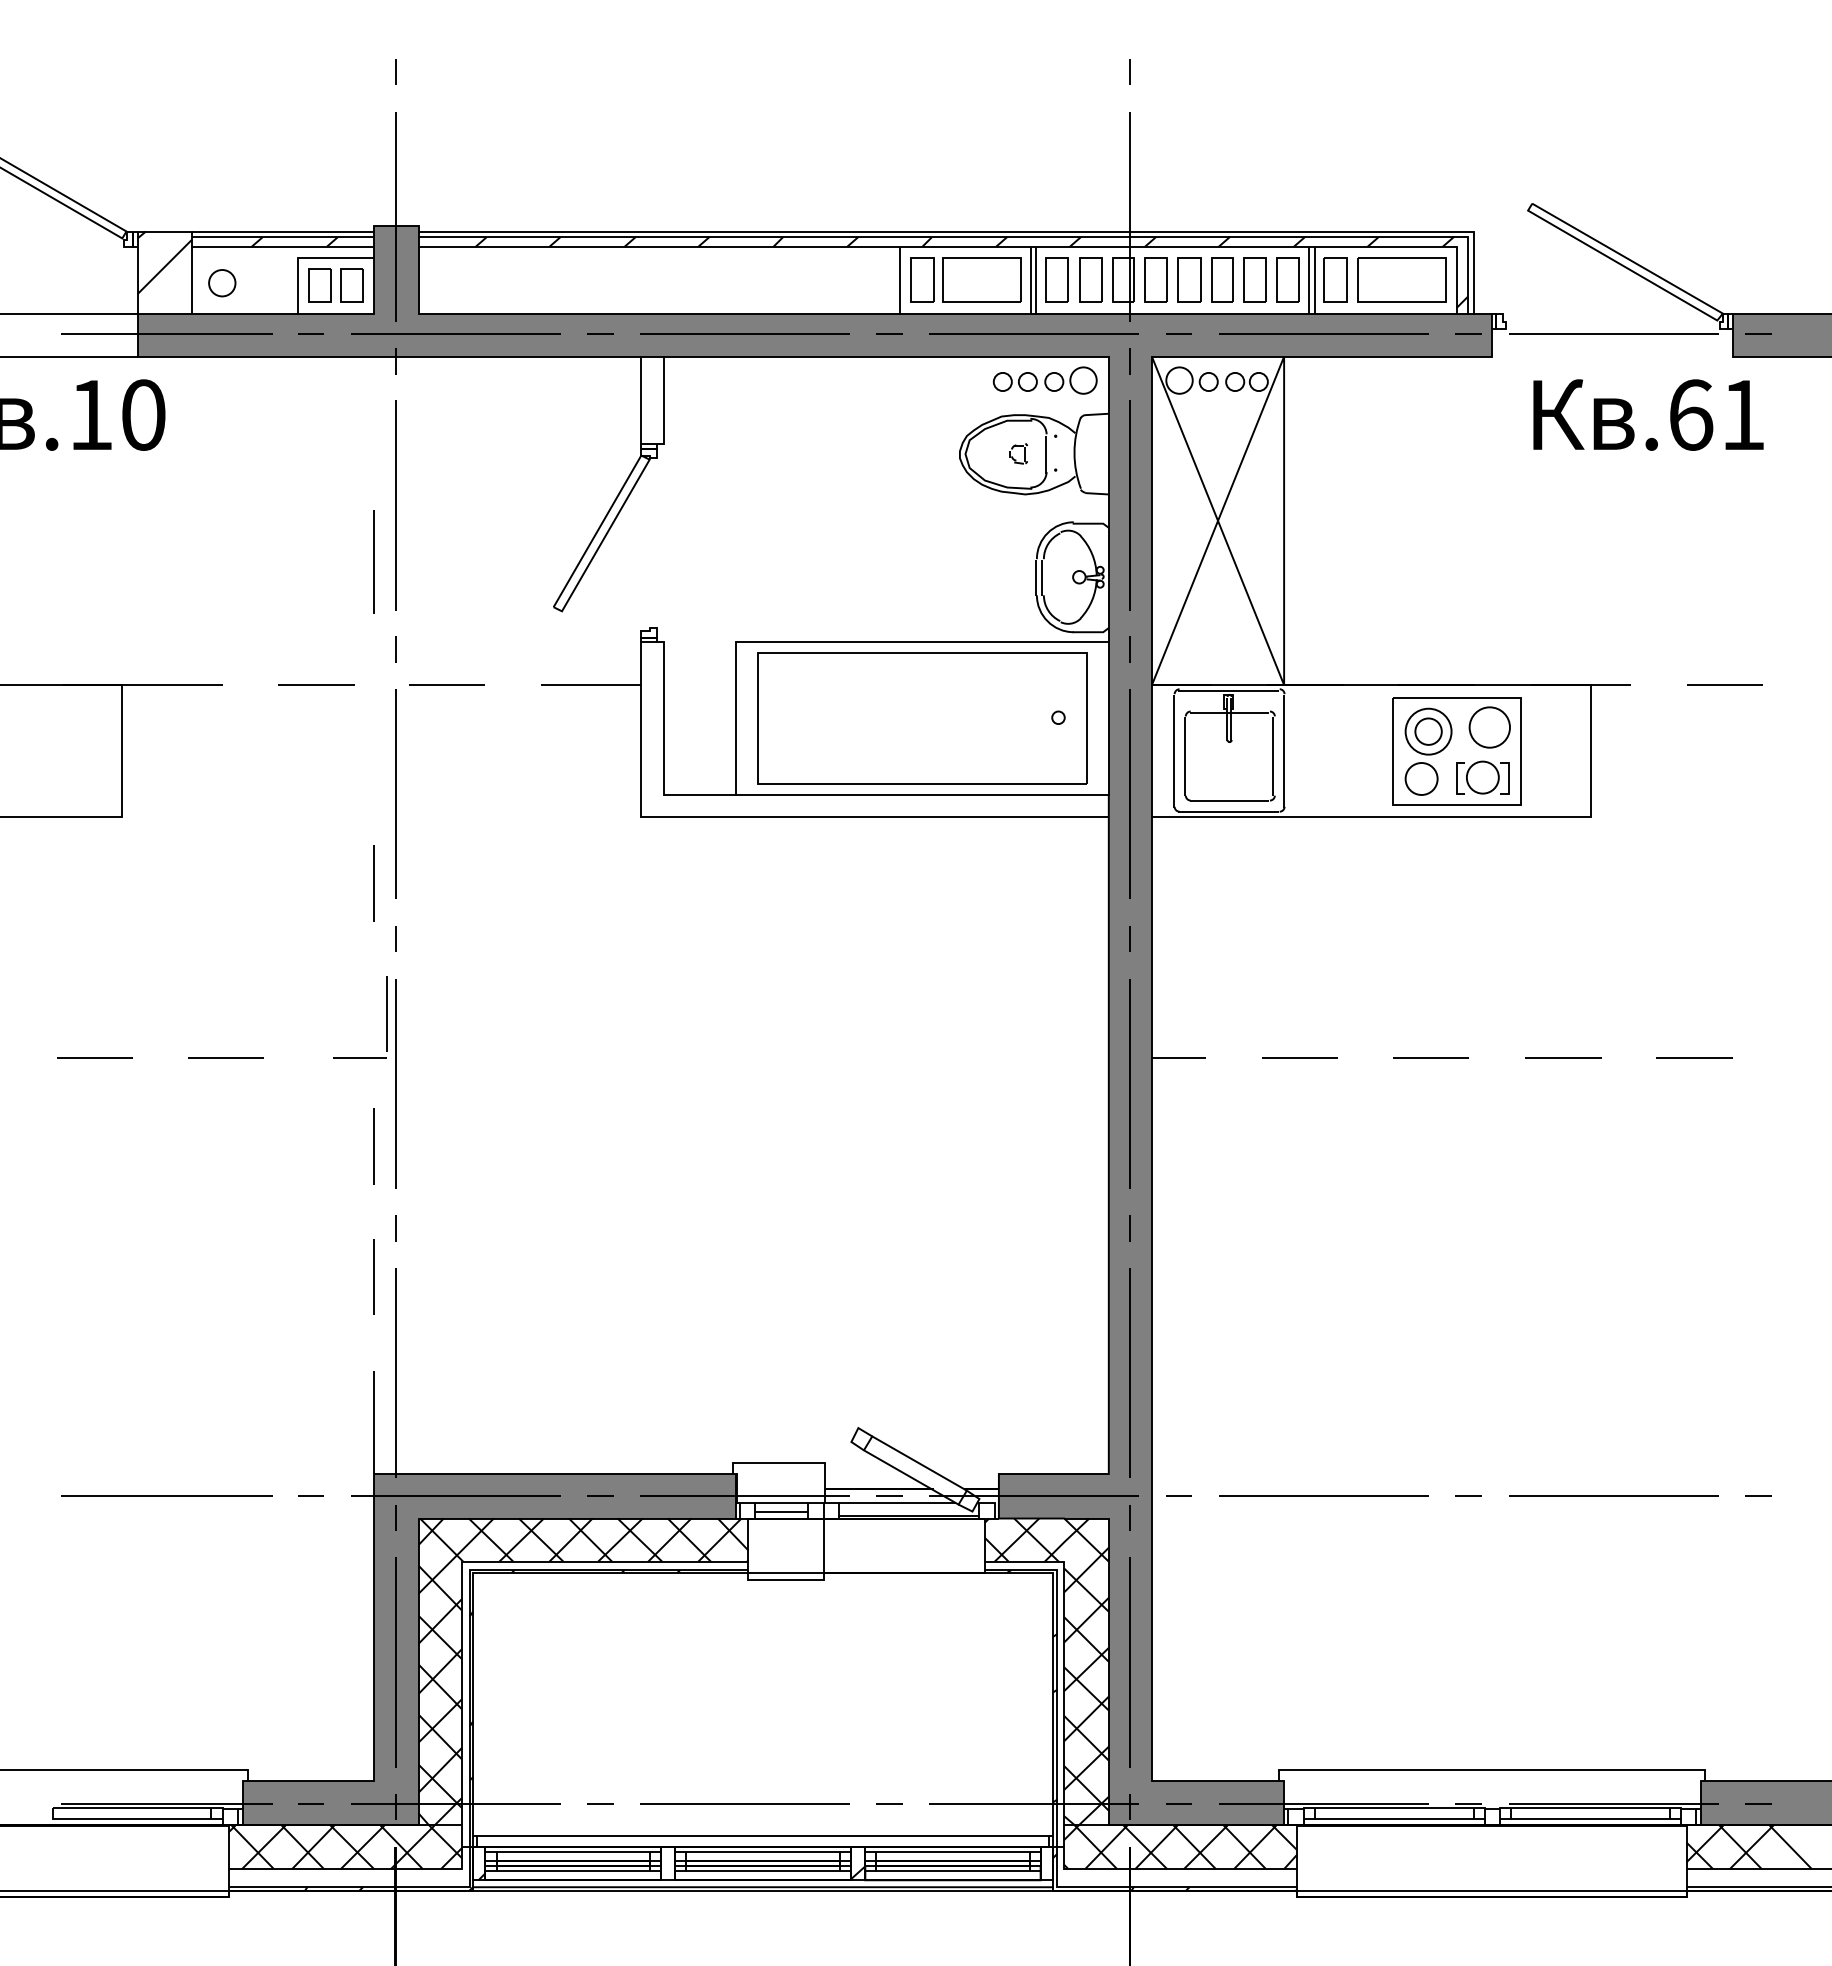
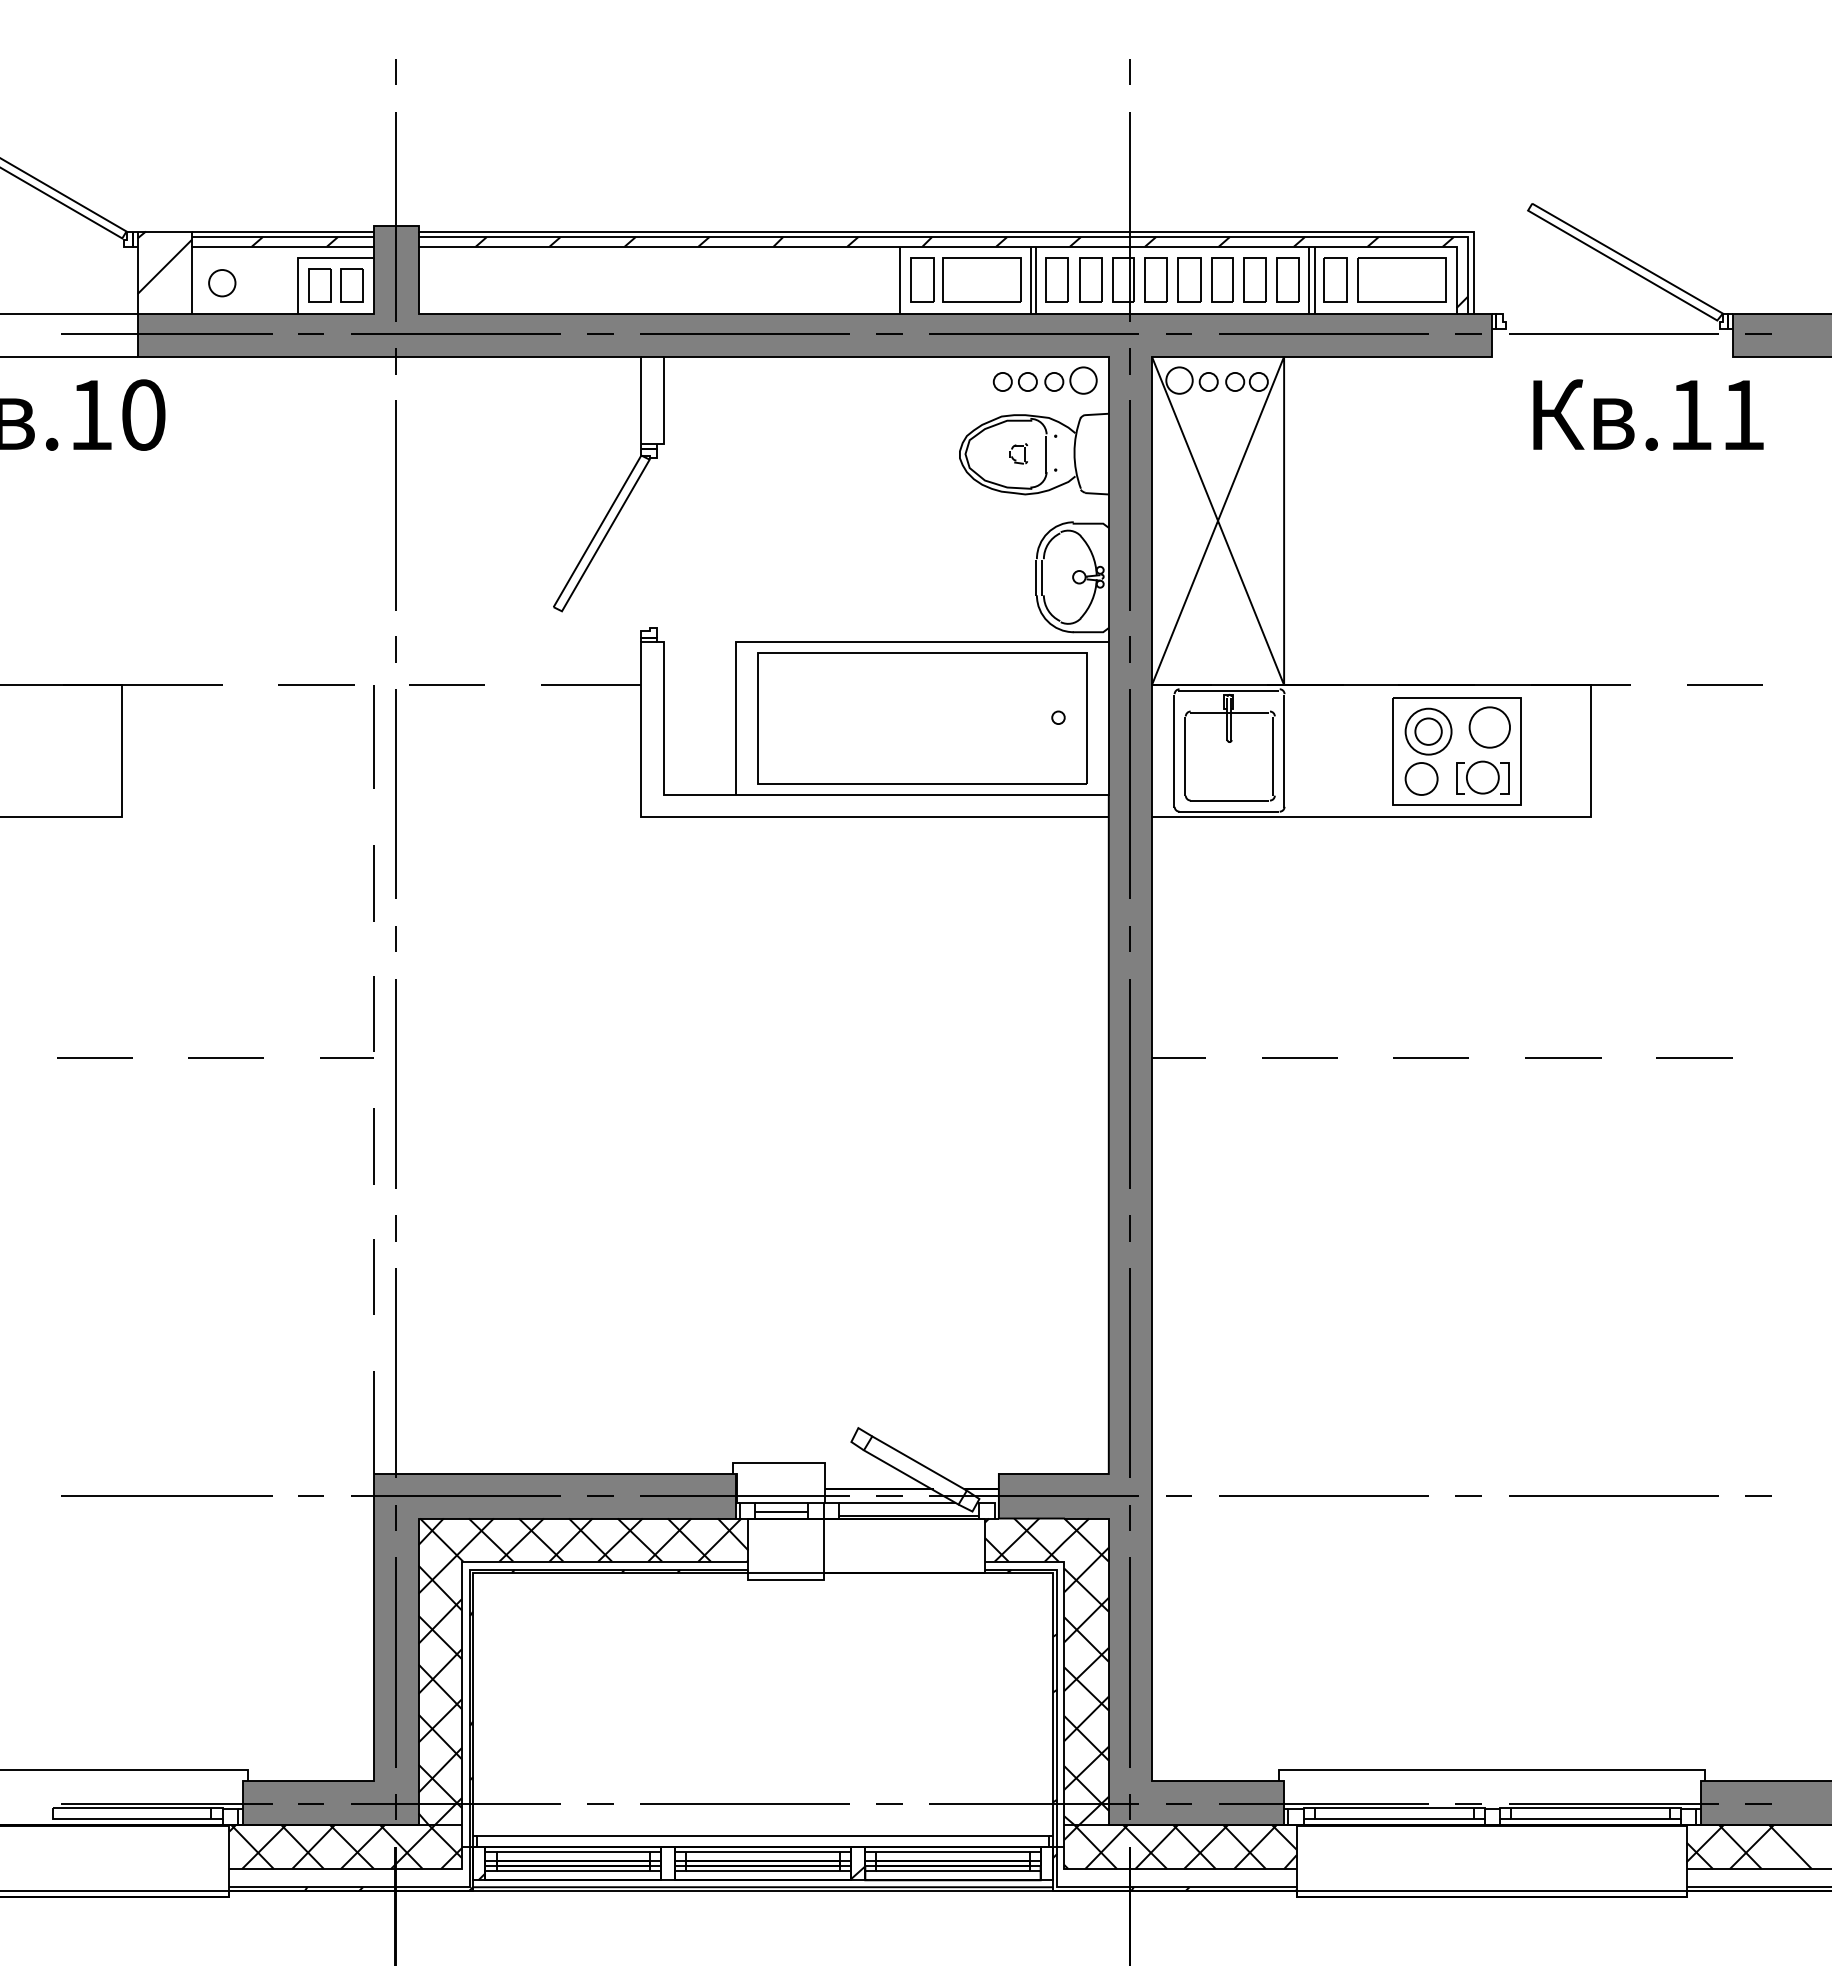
text: .61 -> .11 (1691, 414)
line position: (373, 561) -> (373, 736) (373, 736)
part position: (386, 1017) -> (373, 1017) (373, 1017)
